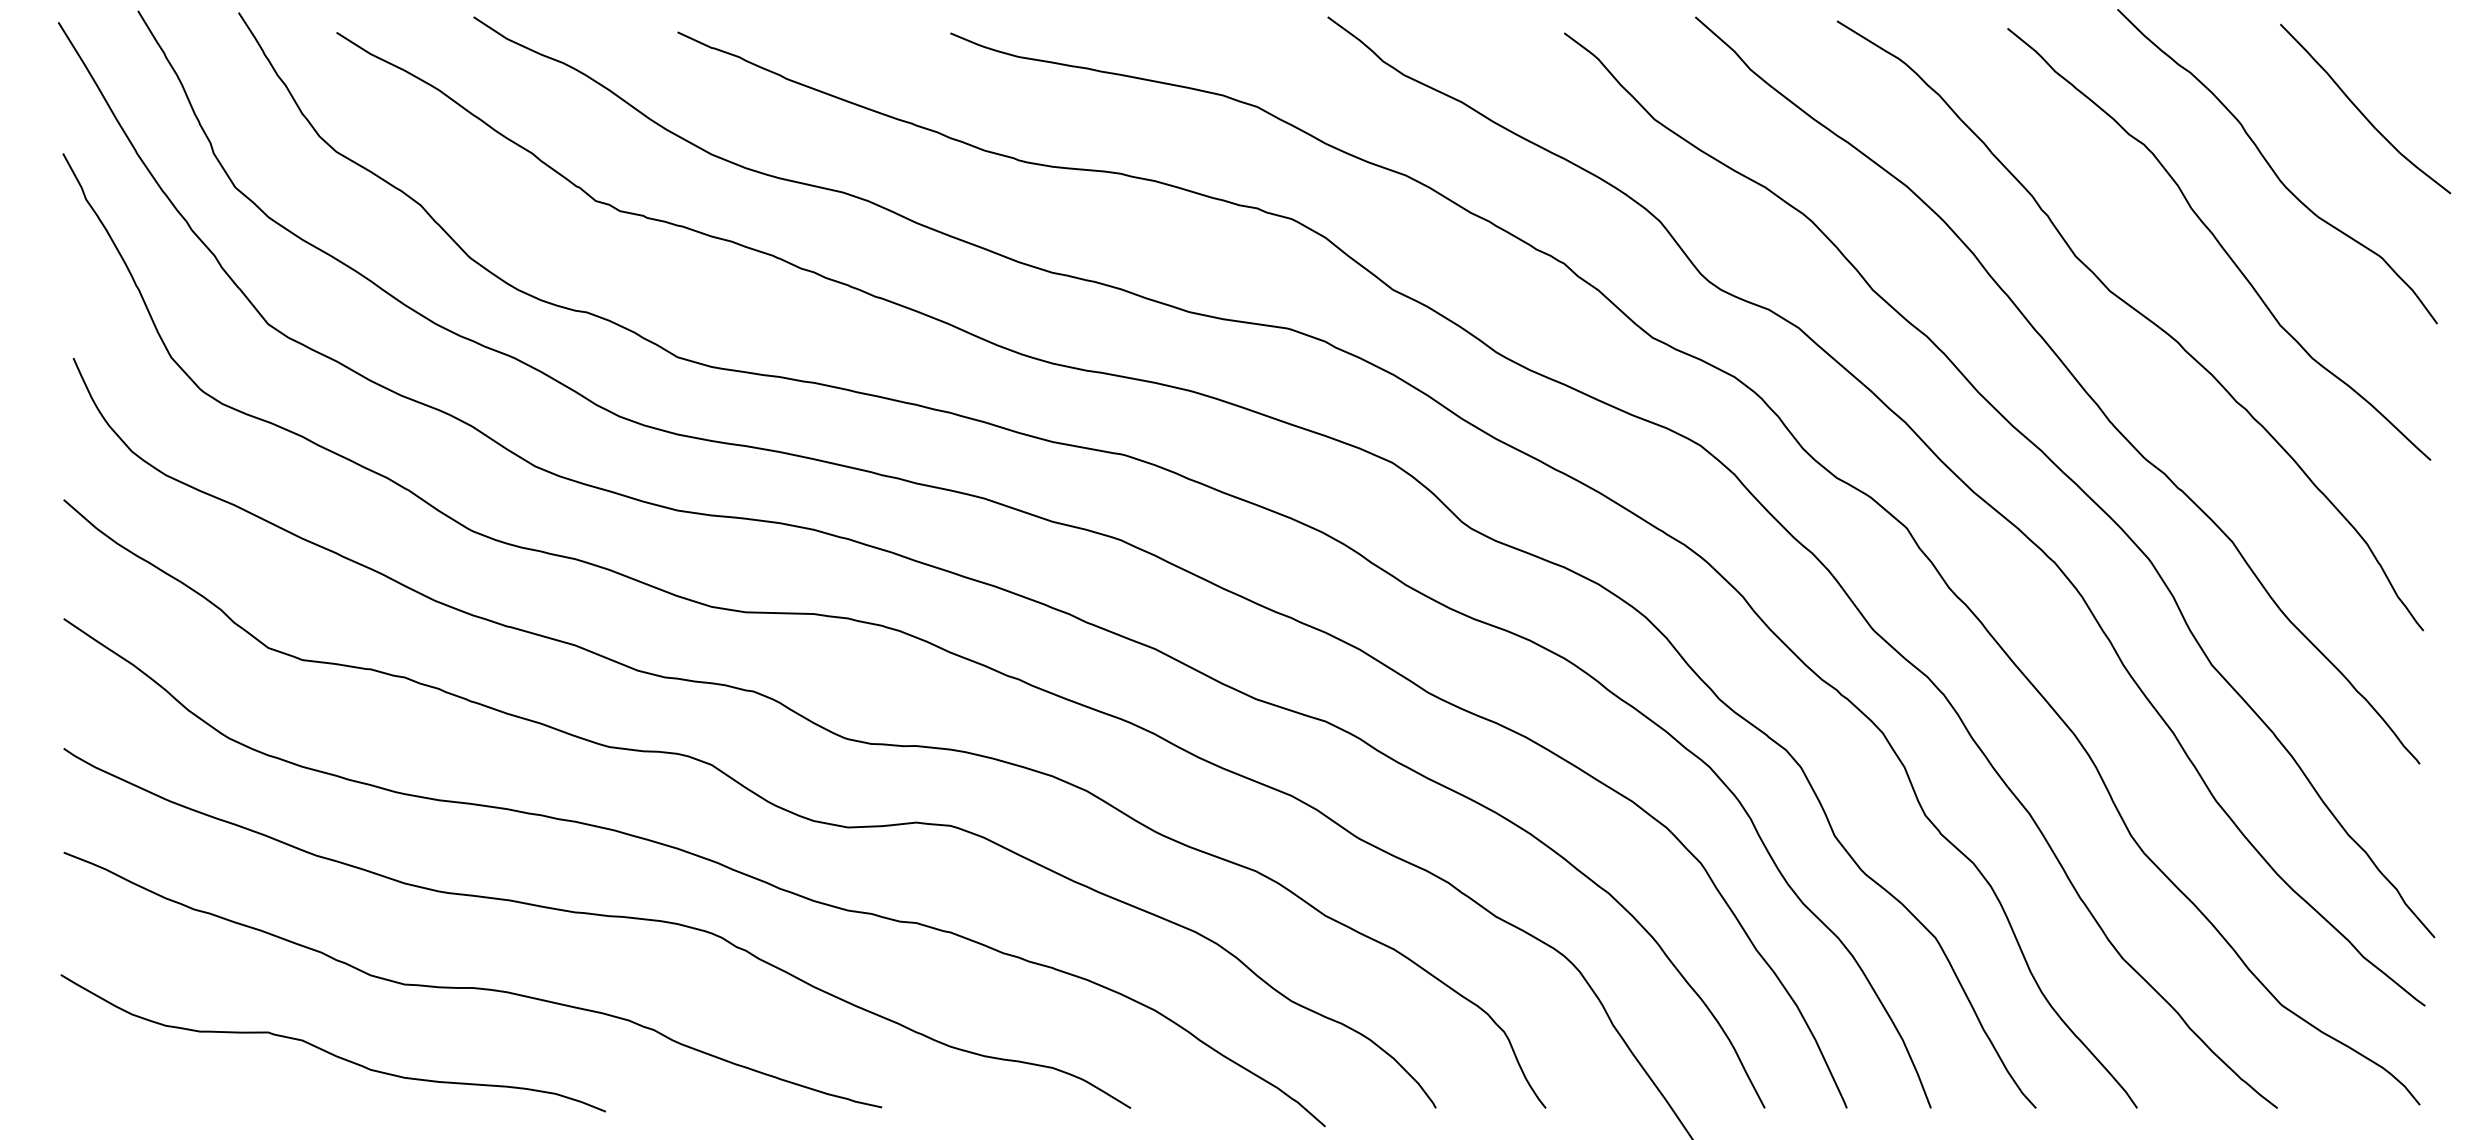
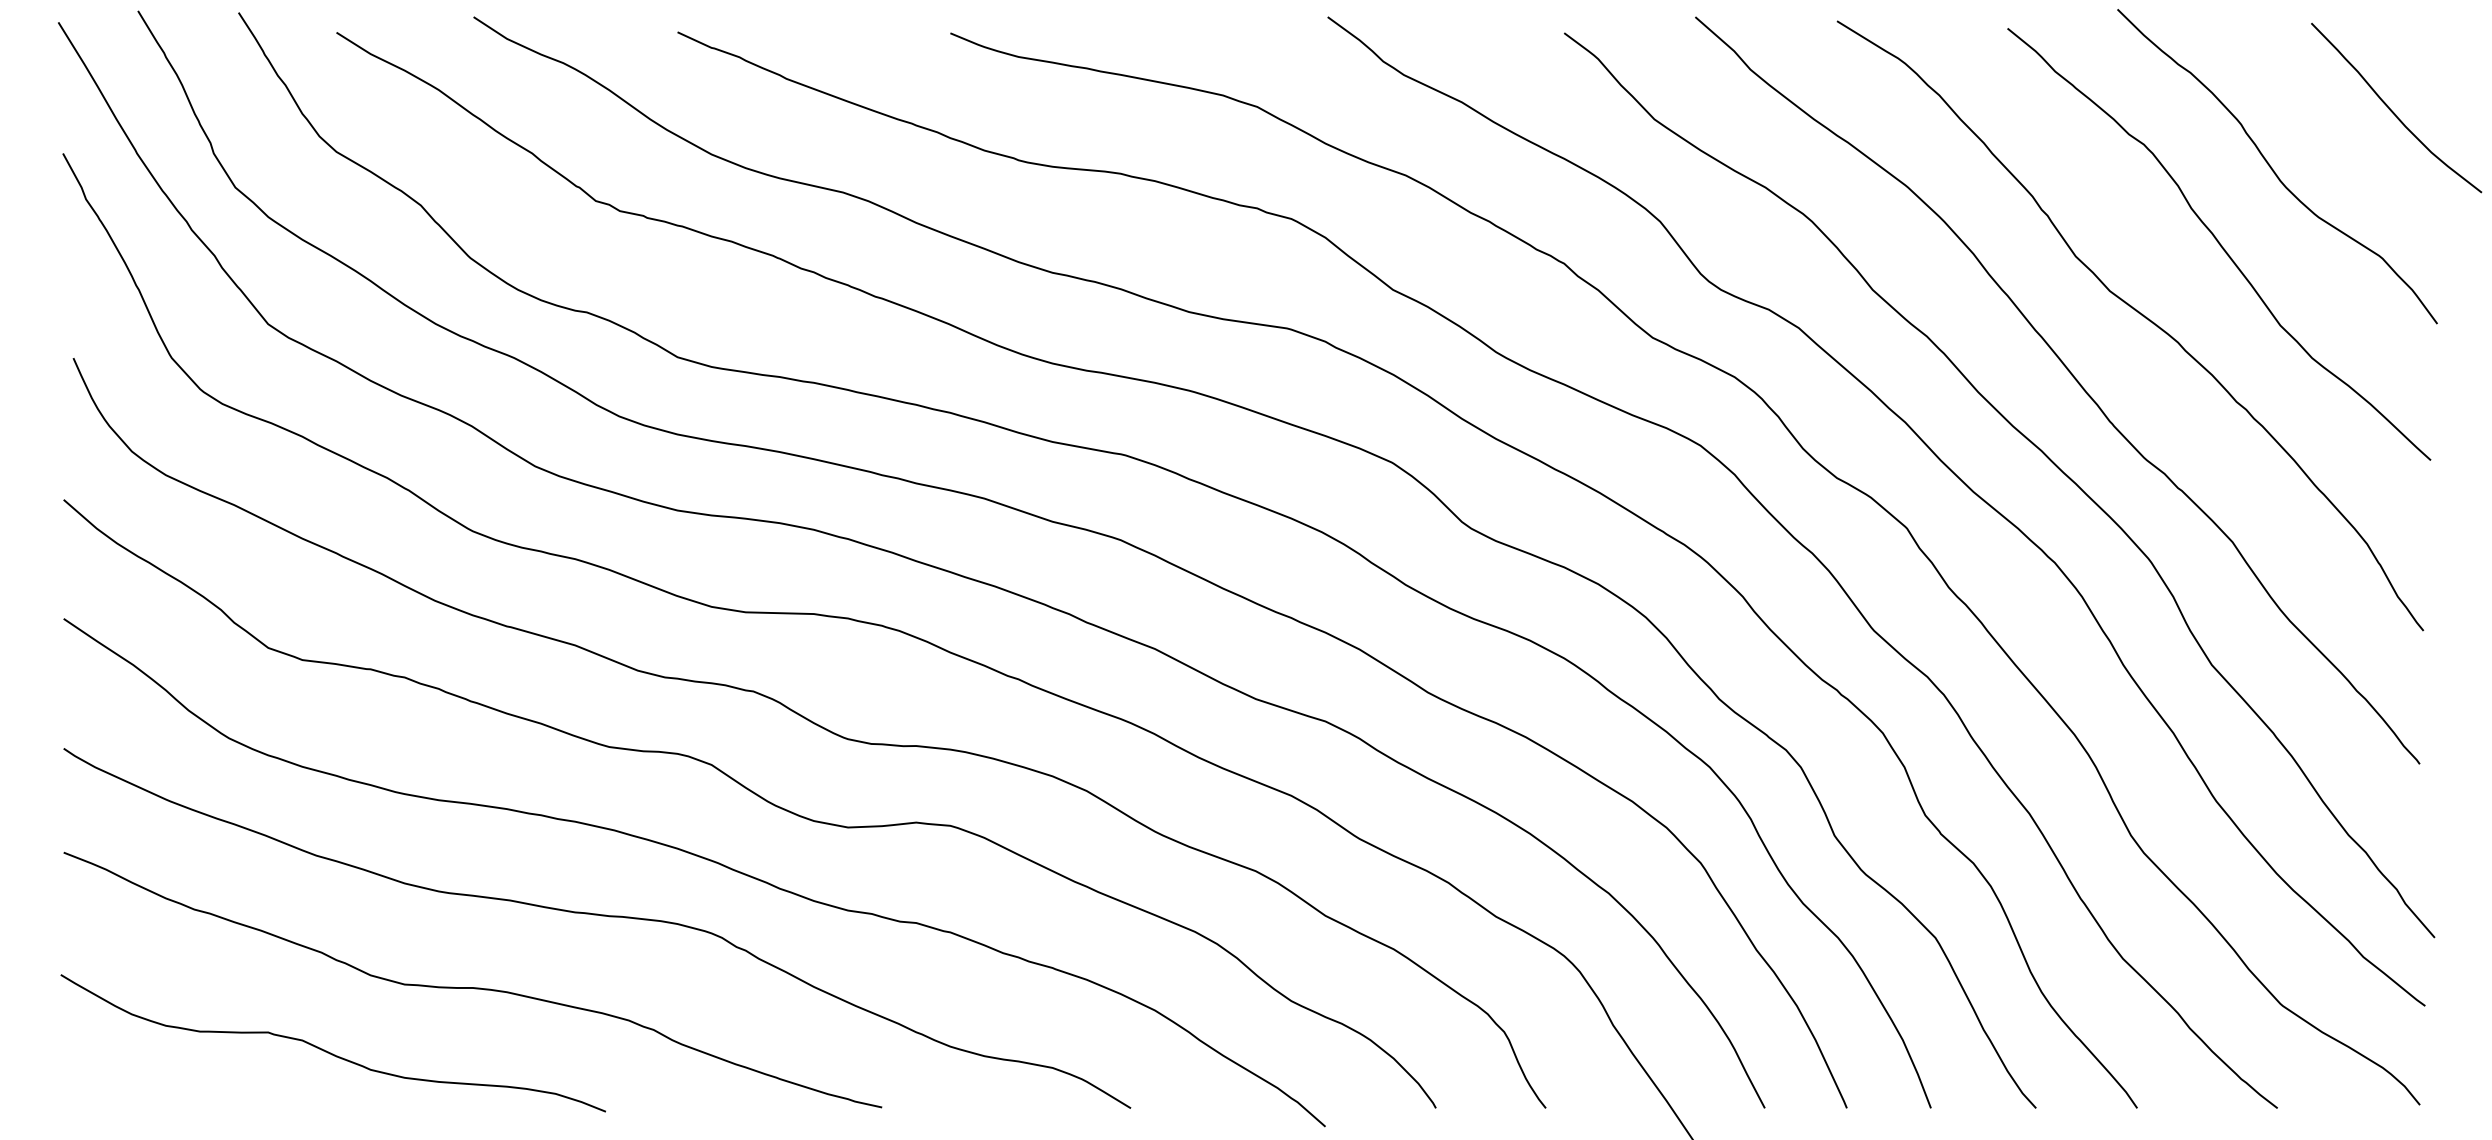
curve position: (2361, 111) -> (2392, 110) (2392, 110)
